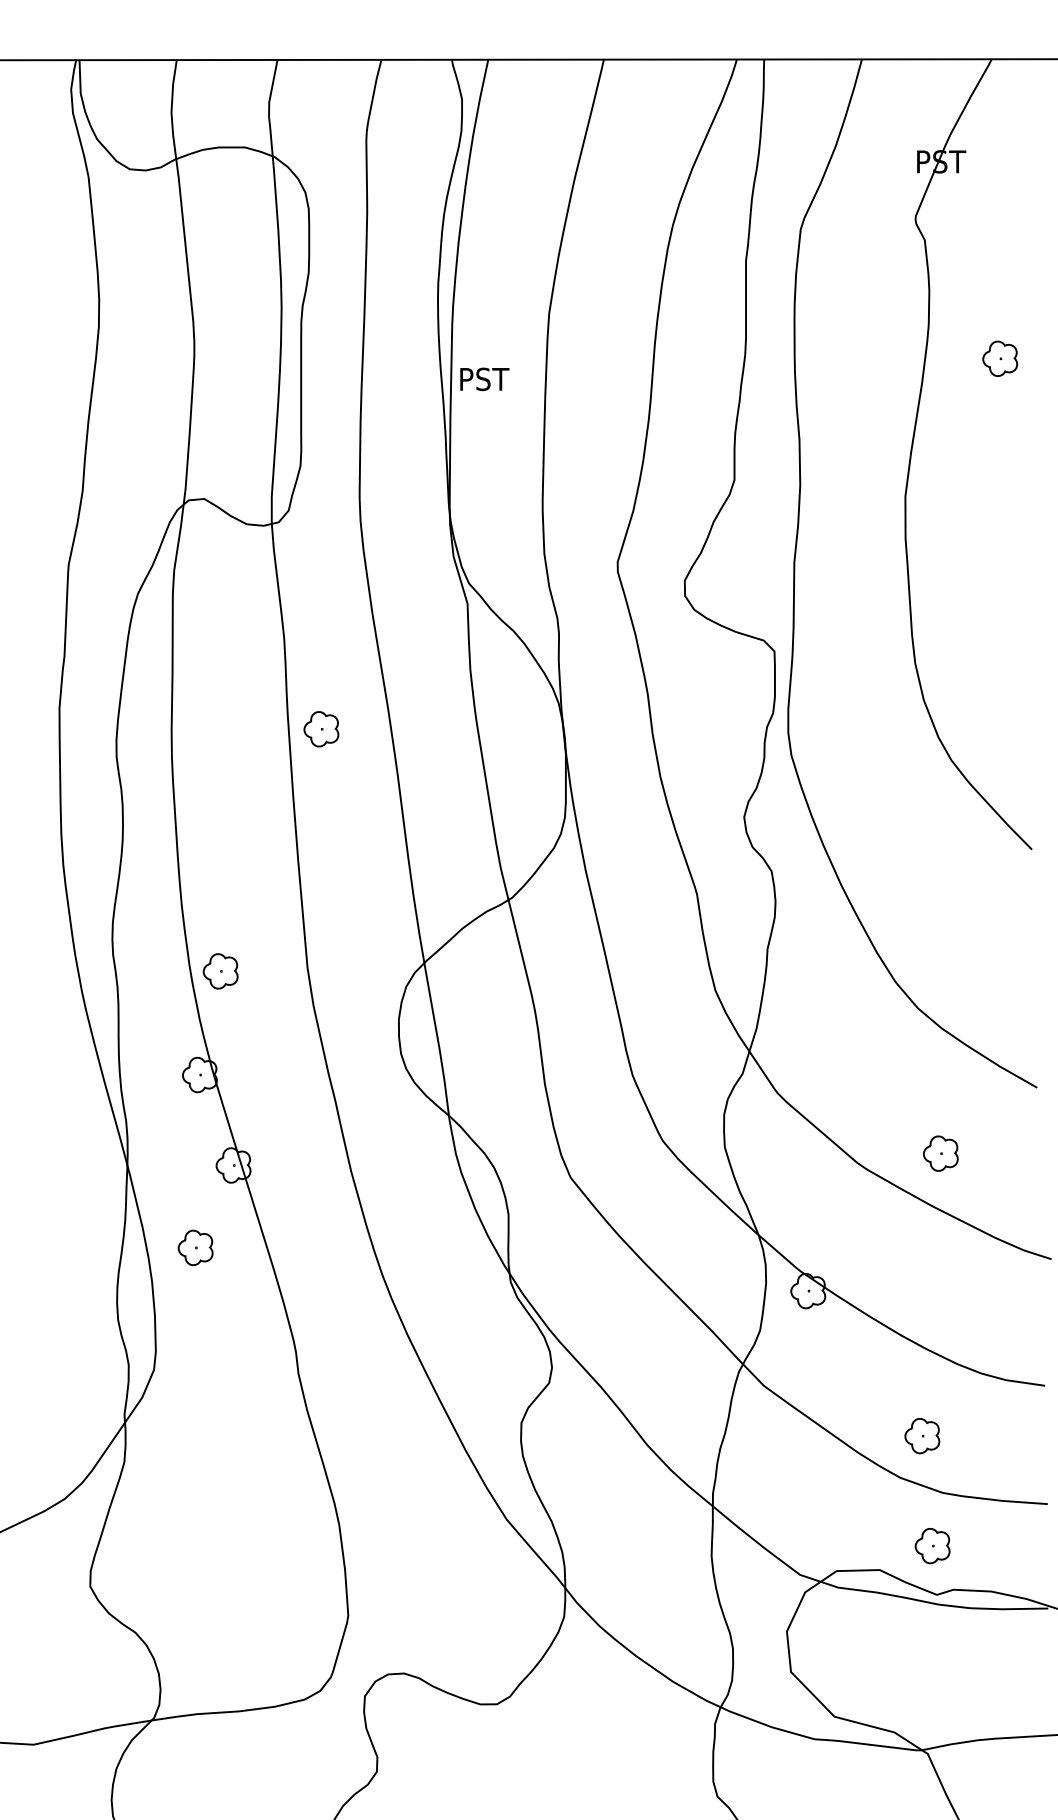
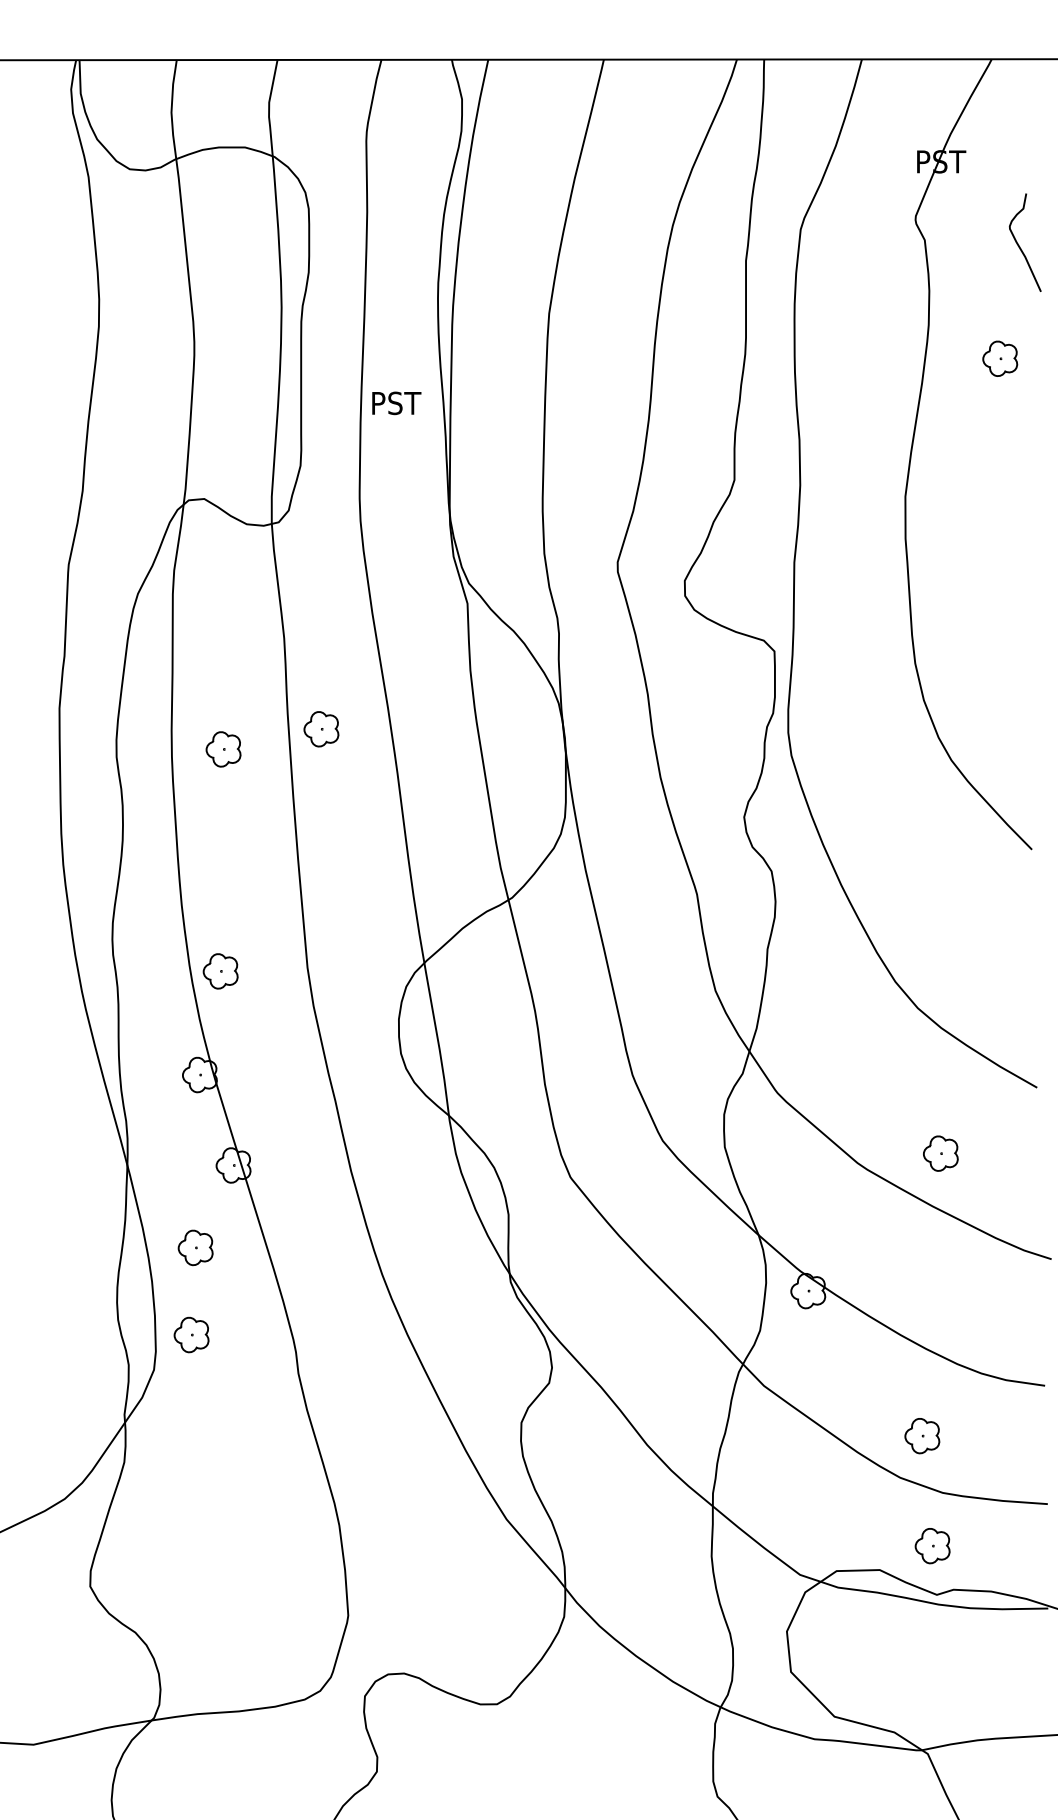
curve: none -> present (1020, 246)
text position: (484, 379) -> (396, 403) (396, 403)
part: none -> present (223, 749)
part: none -> present (191, 1334)
